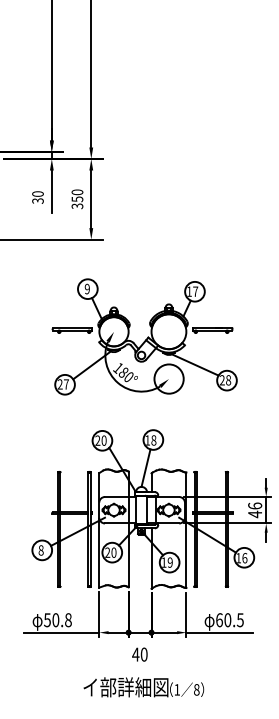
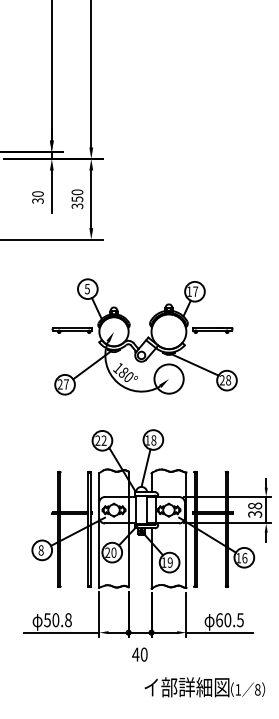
text: 9 -> 5 (86, 288)
text: 20 -> 22 (103, 440)
text: 46 -> 38 (255, 510)
text position: (143, 687) -> (204, 687) (204, 687)
